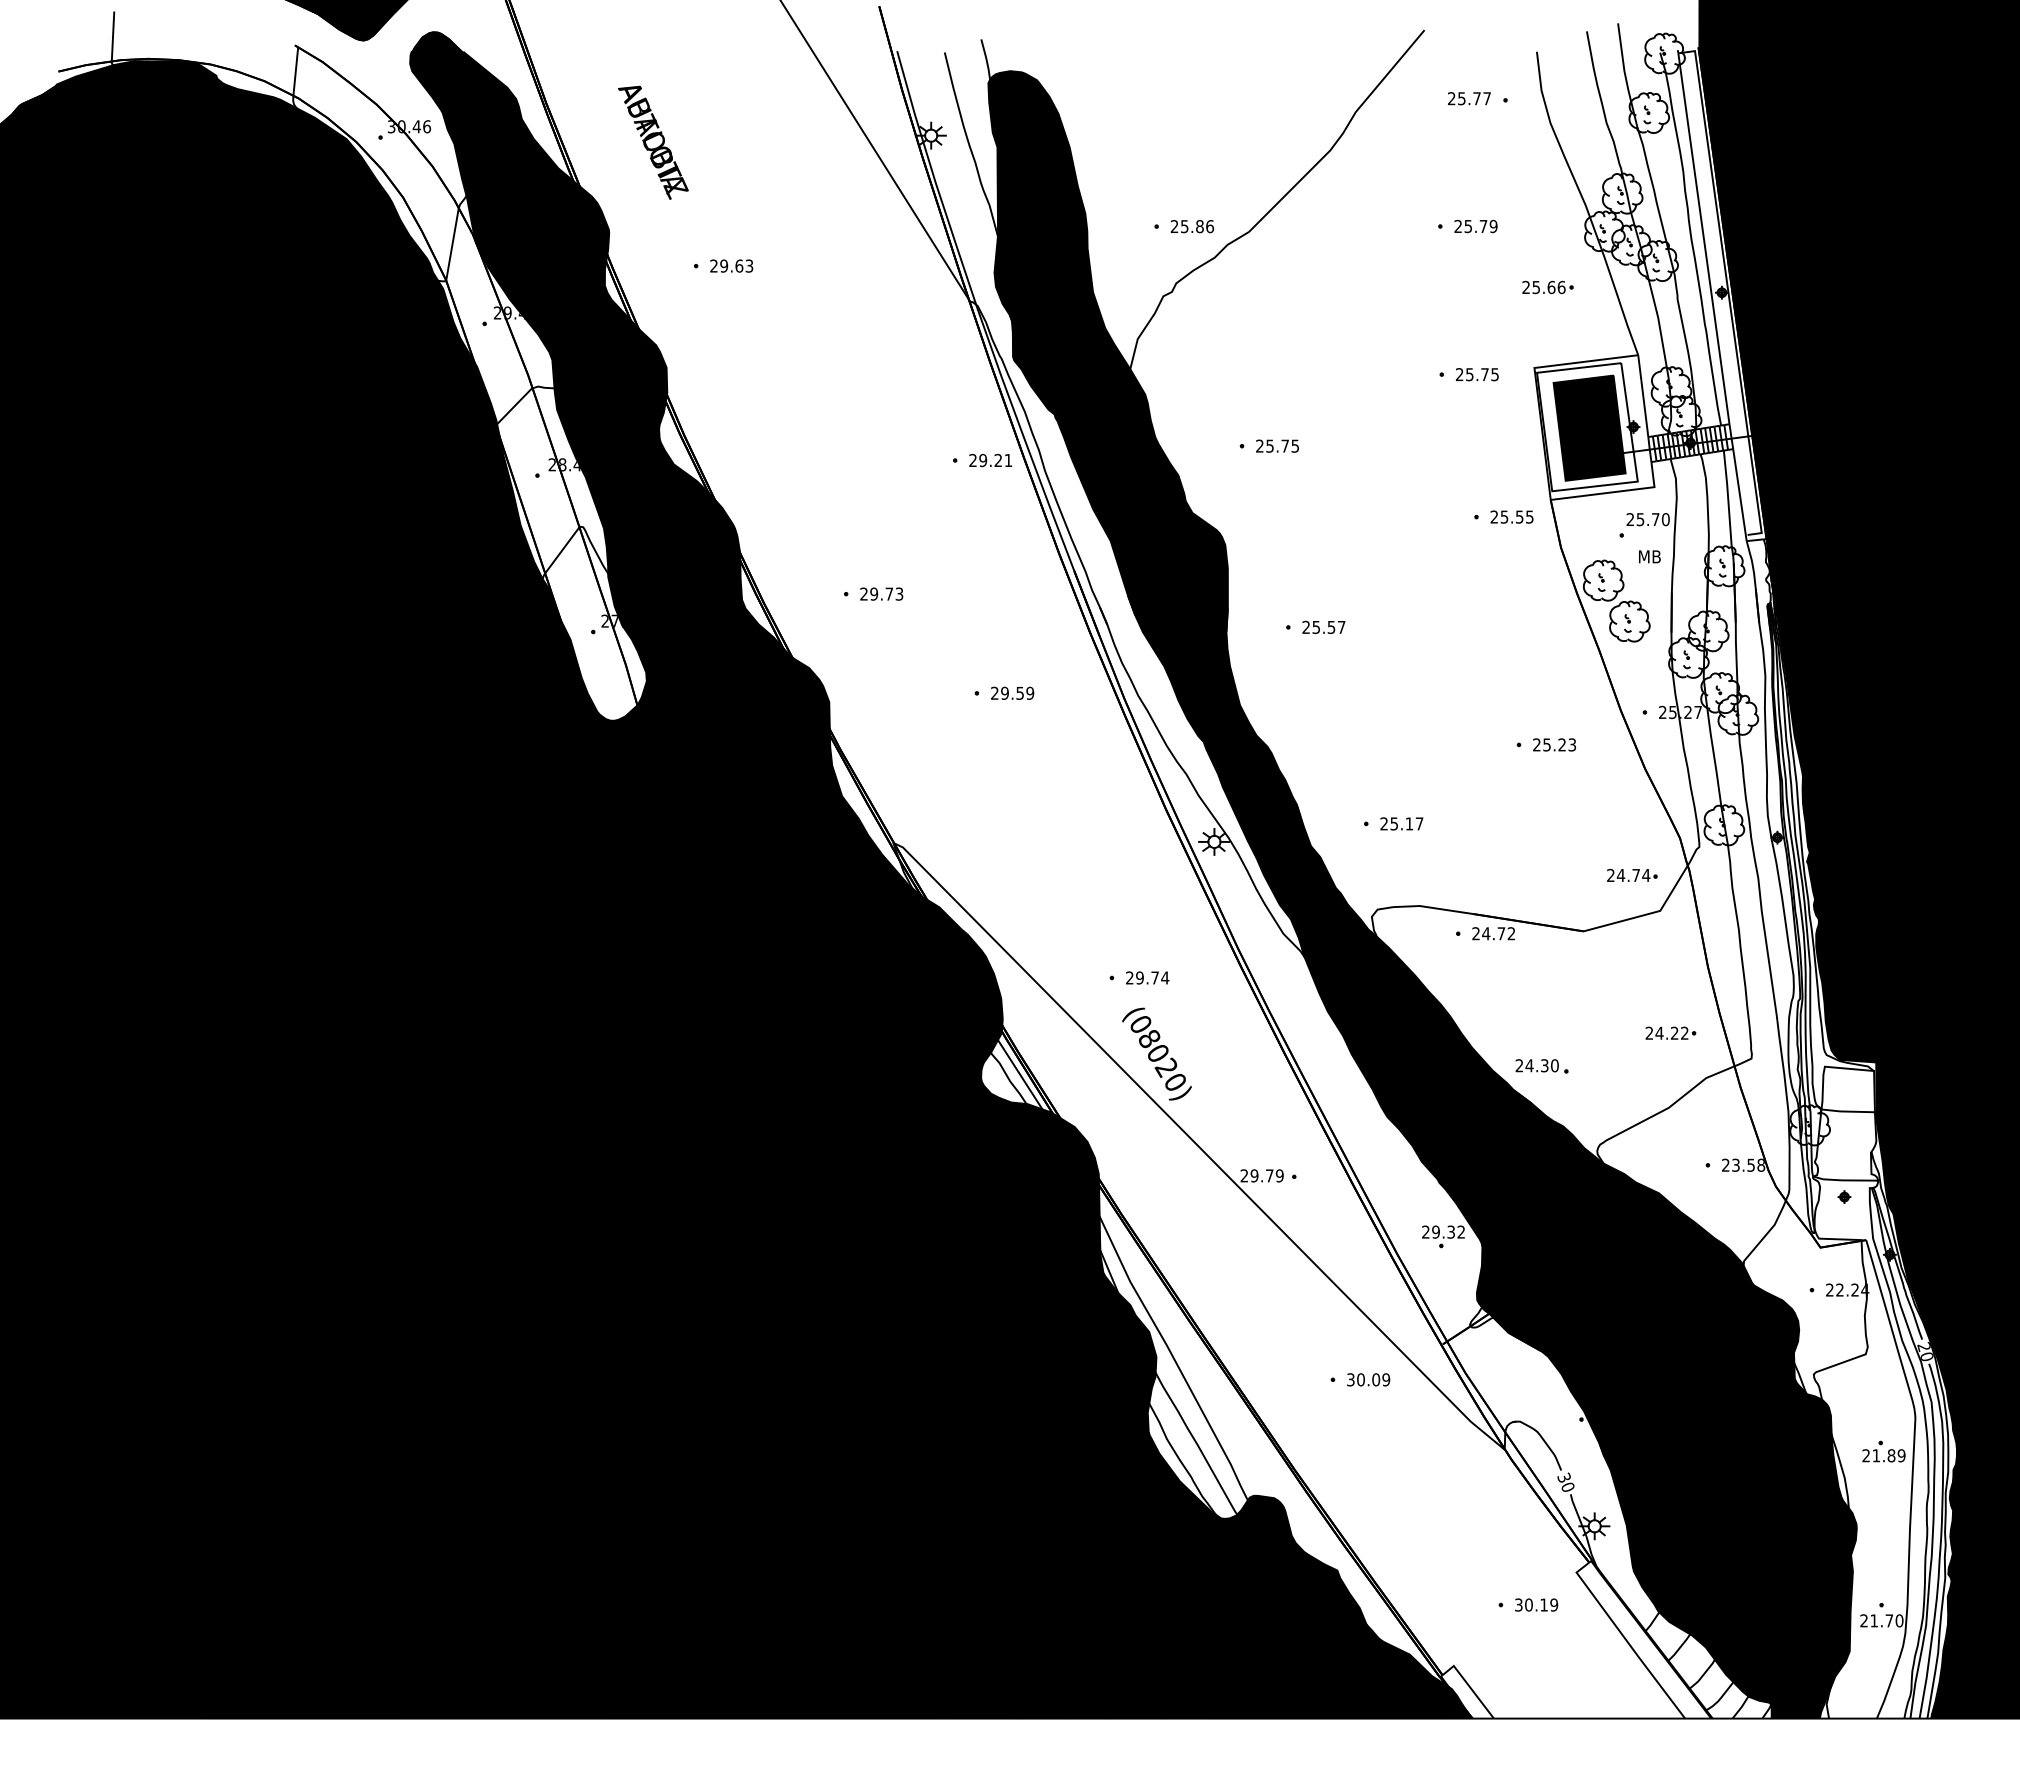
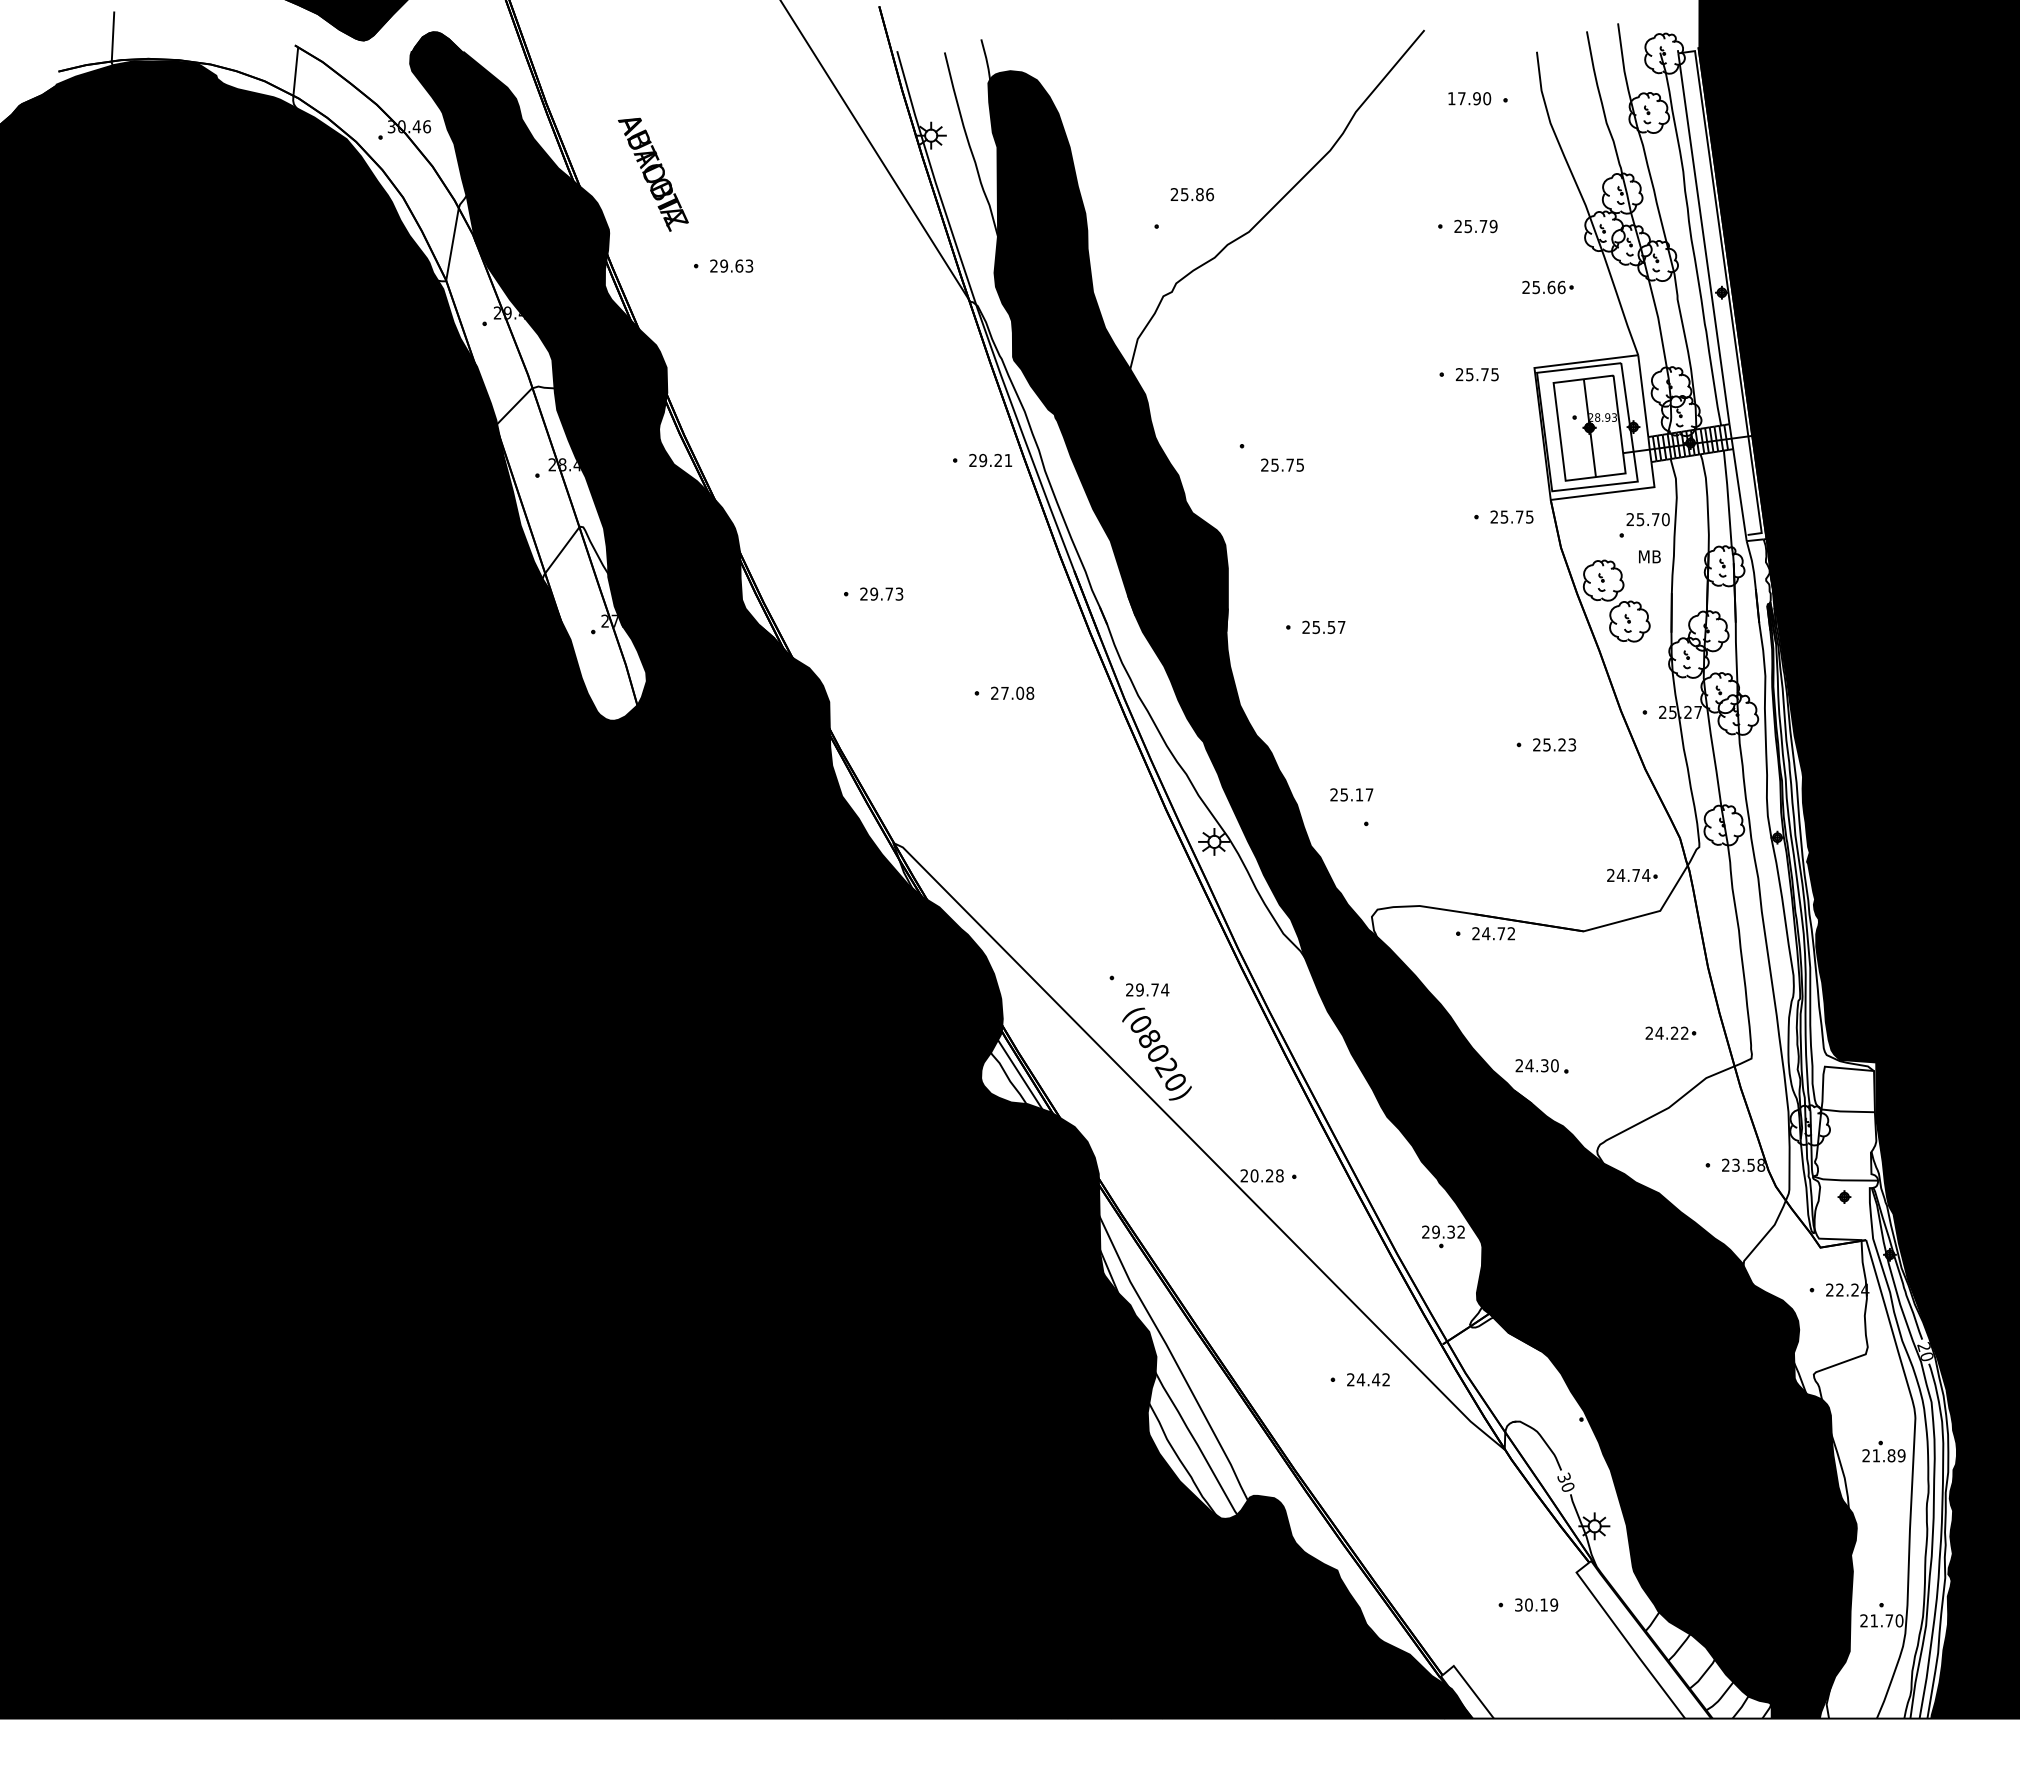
text: 25.77 -> 17.90 (1469, 98)
text position: (653, 142) -> (653, 174) (653, 174)
text position: (1191, 226) -> (1191, 194) (1191, 194)
fill: present -> none (1589, 427)
text position: (1277, 445) -> (1282, 464) (1282, 464)
text: 25.55 -> 25.75 (1519, 516)
text: 29.59 -> 27.08 (1017, 692)
text position: (1401, 823) -> (1351, 794) (1351, 794)
text position: (1147, 977) -> (1147, 989) (1147, 989)
text: 29.79 -> 20.28 (1266, 1175)
text: 30.09 -> 24.42 (1368, 1379)
